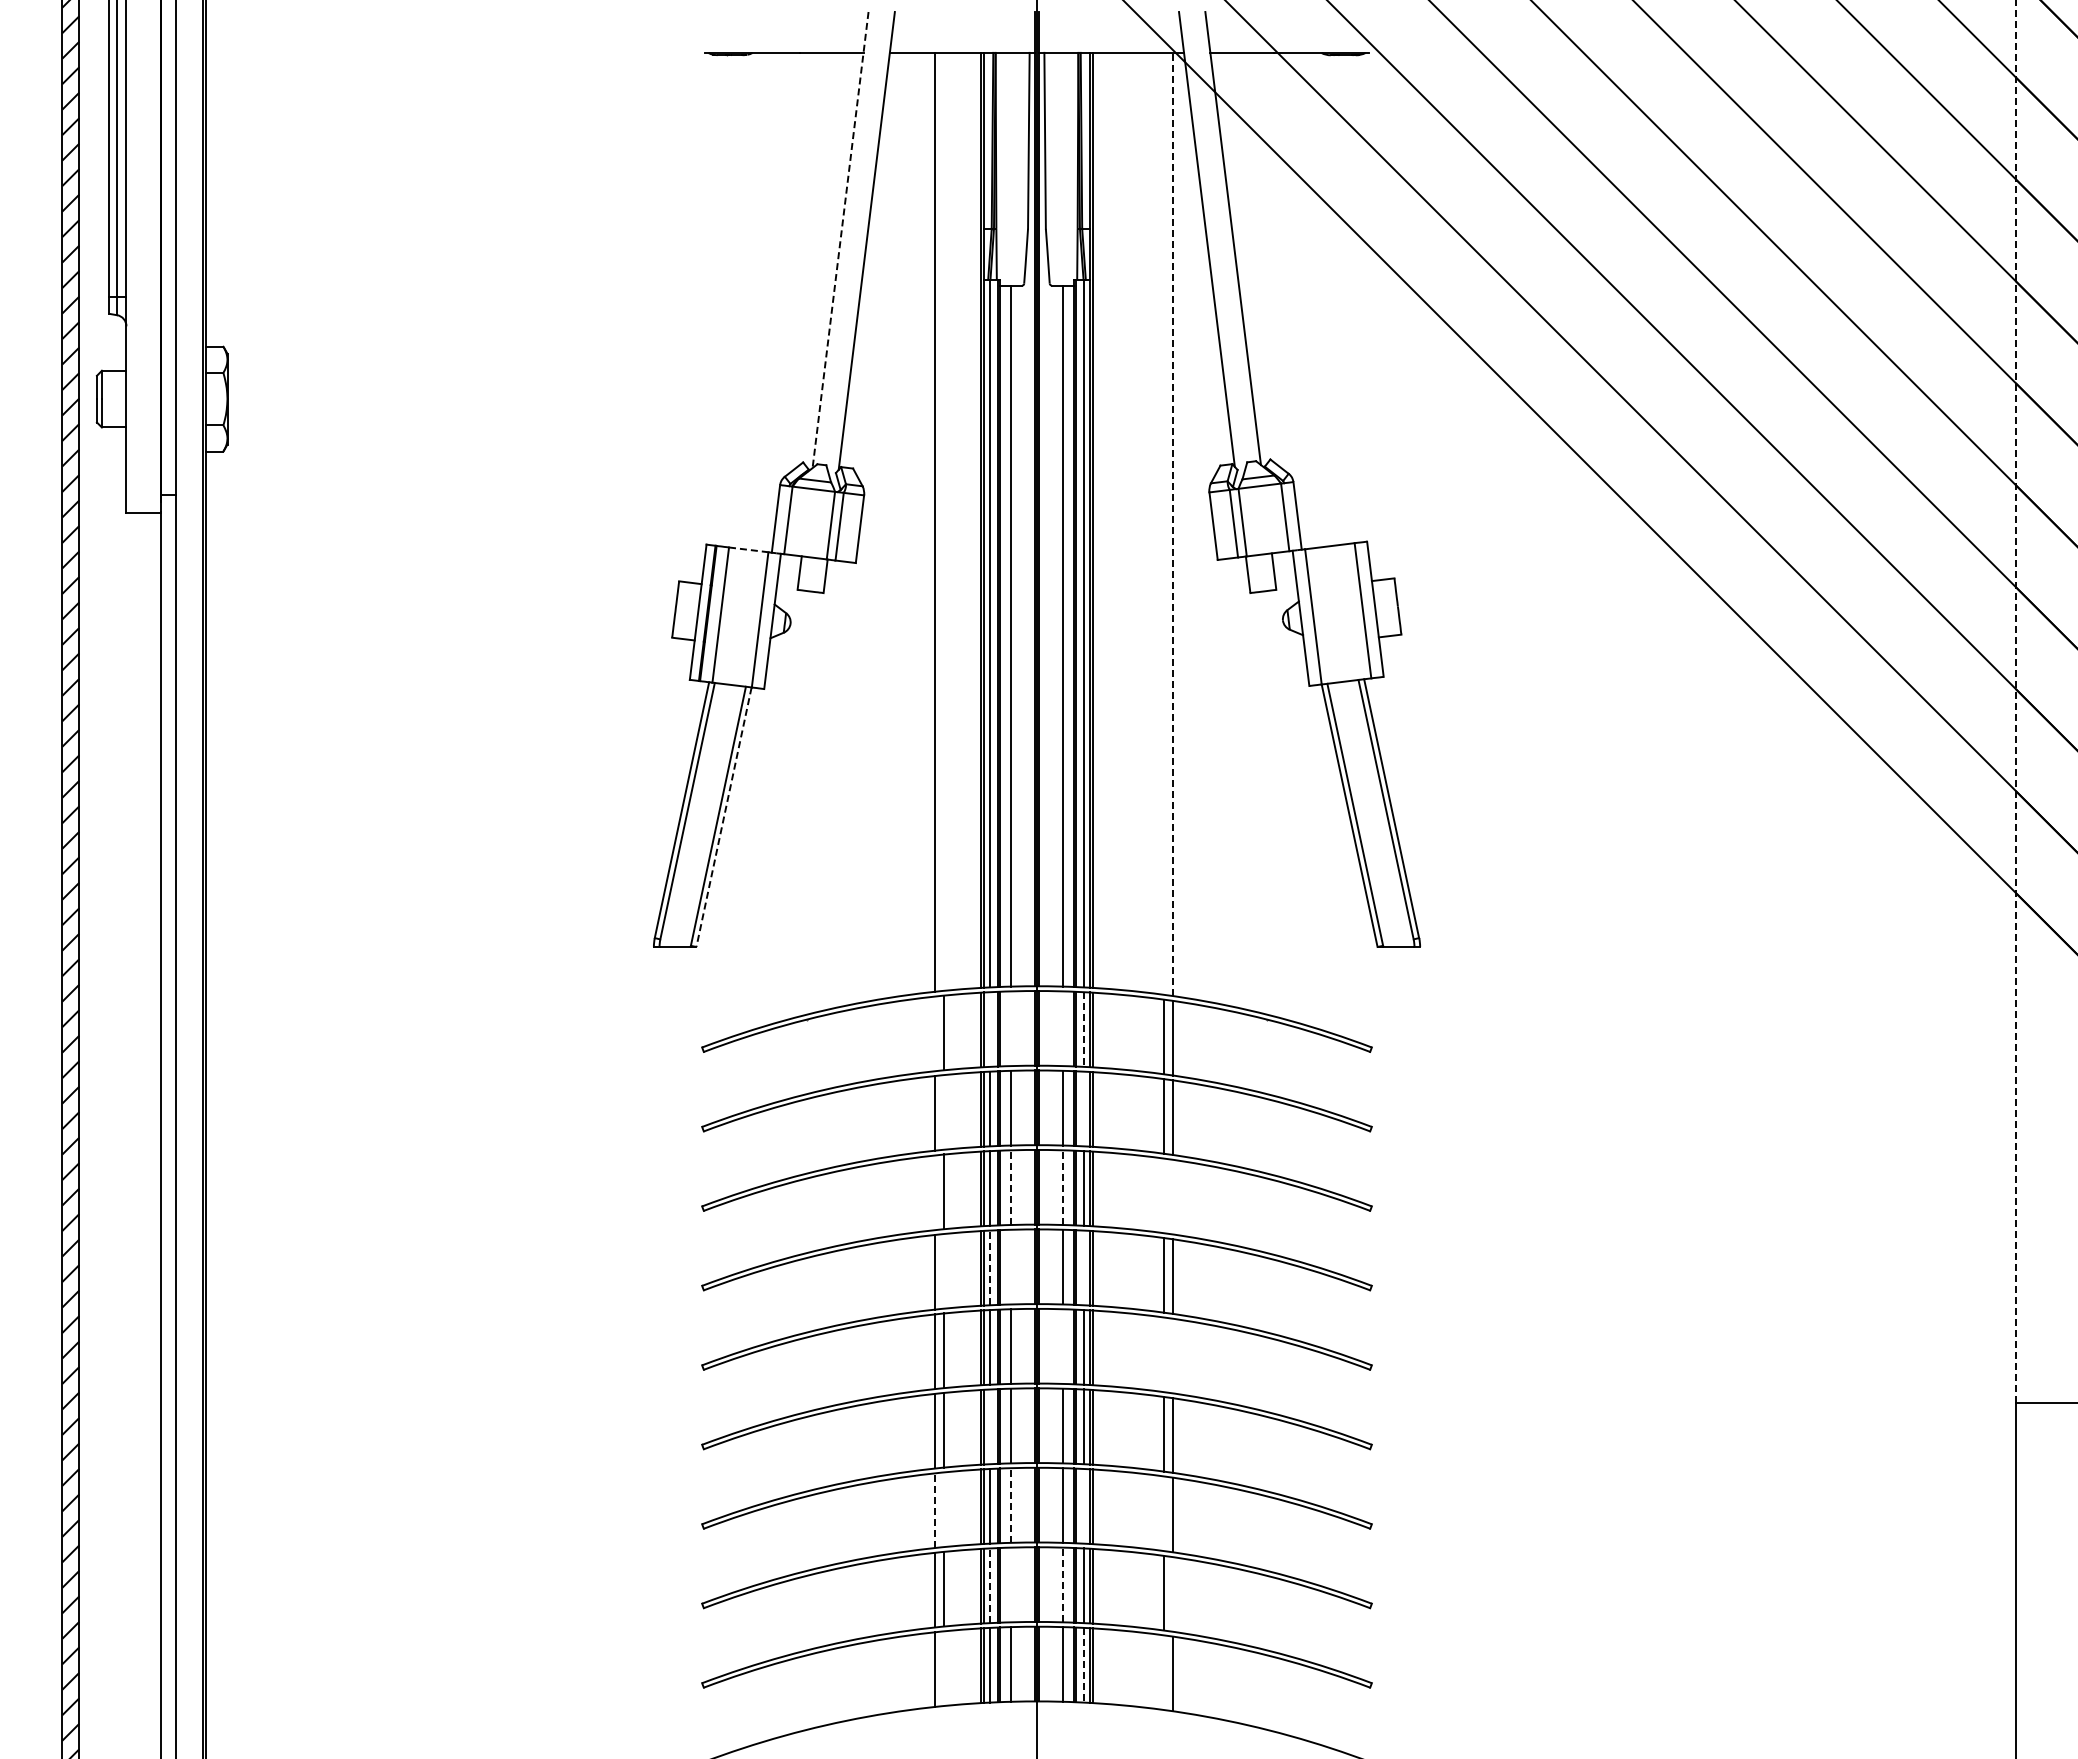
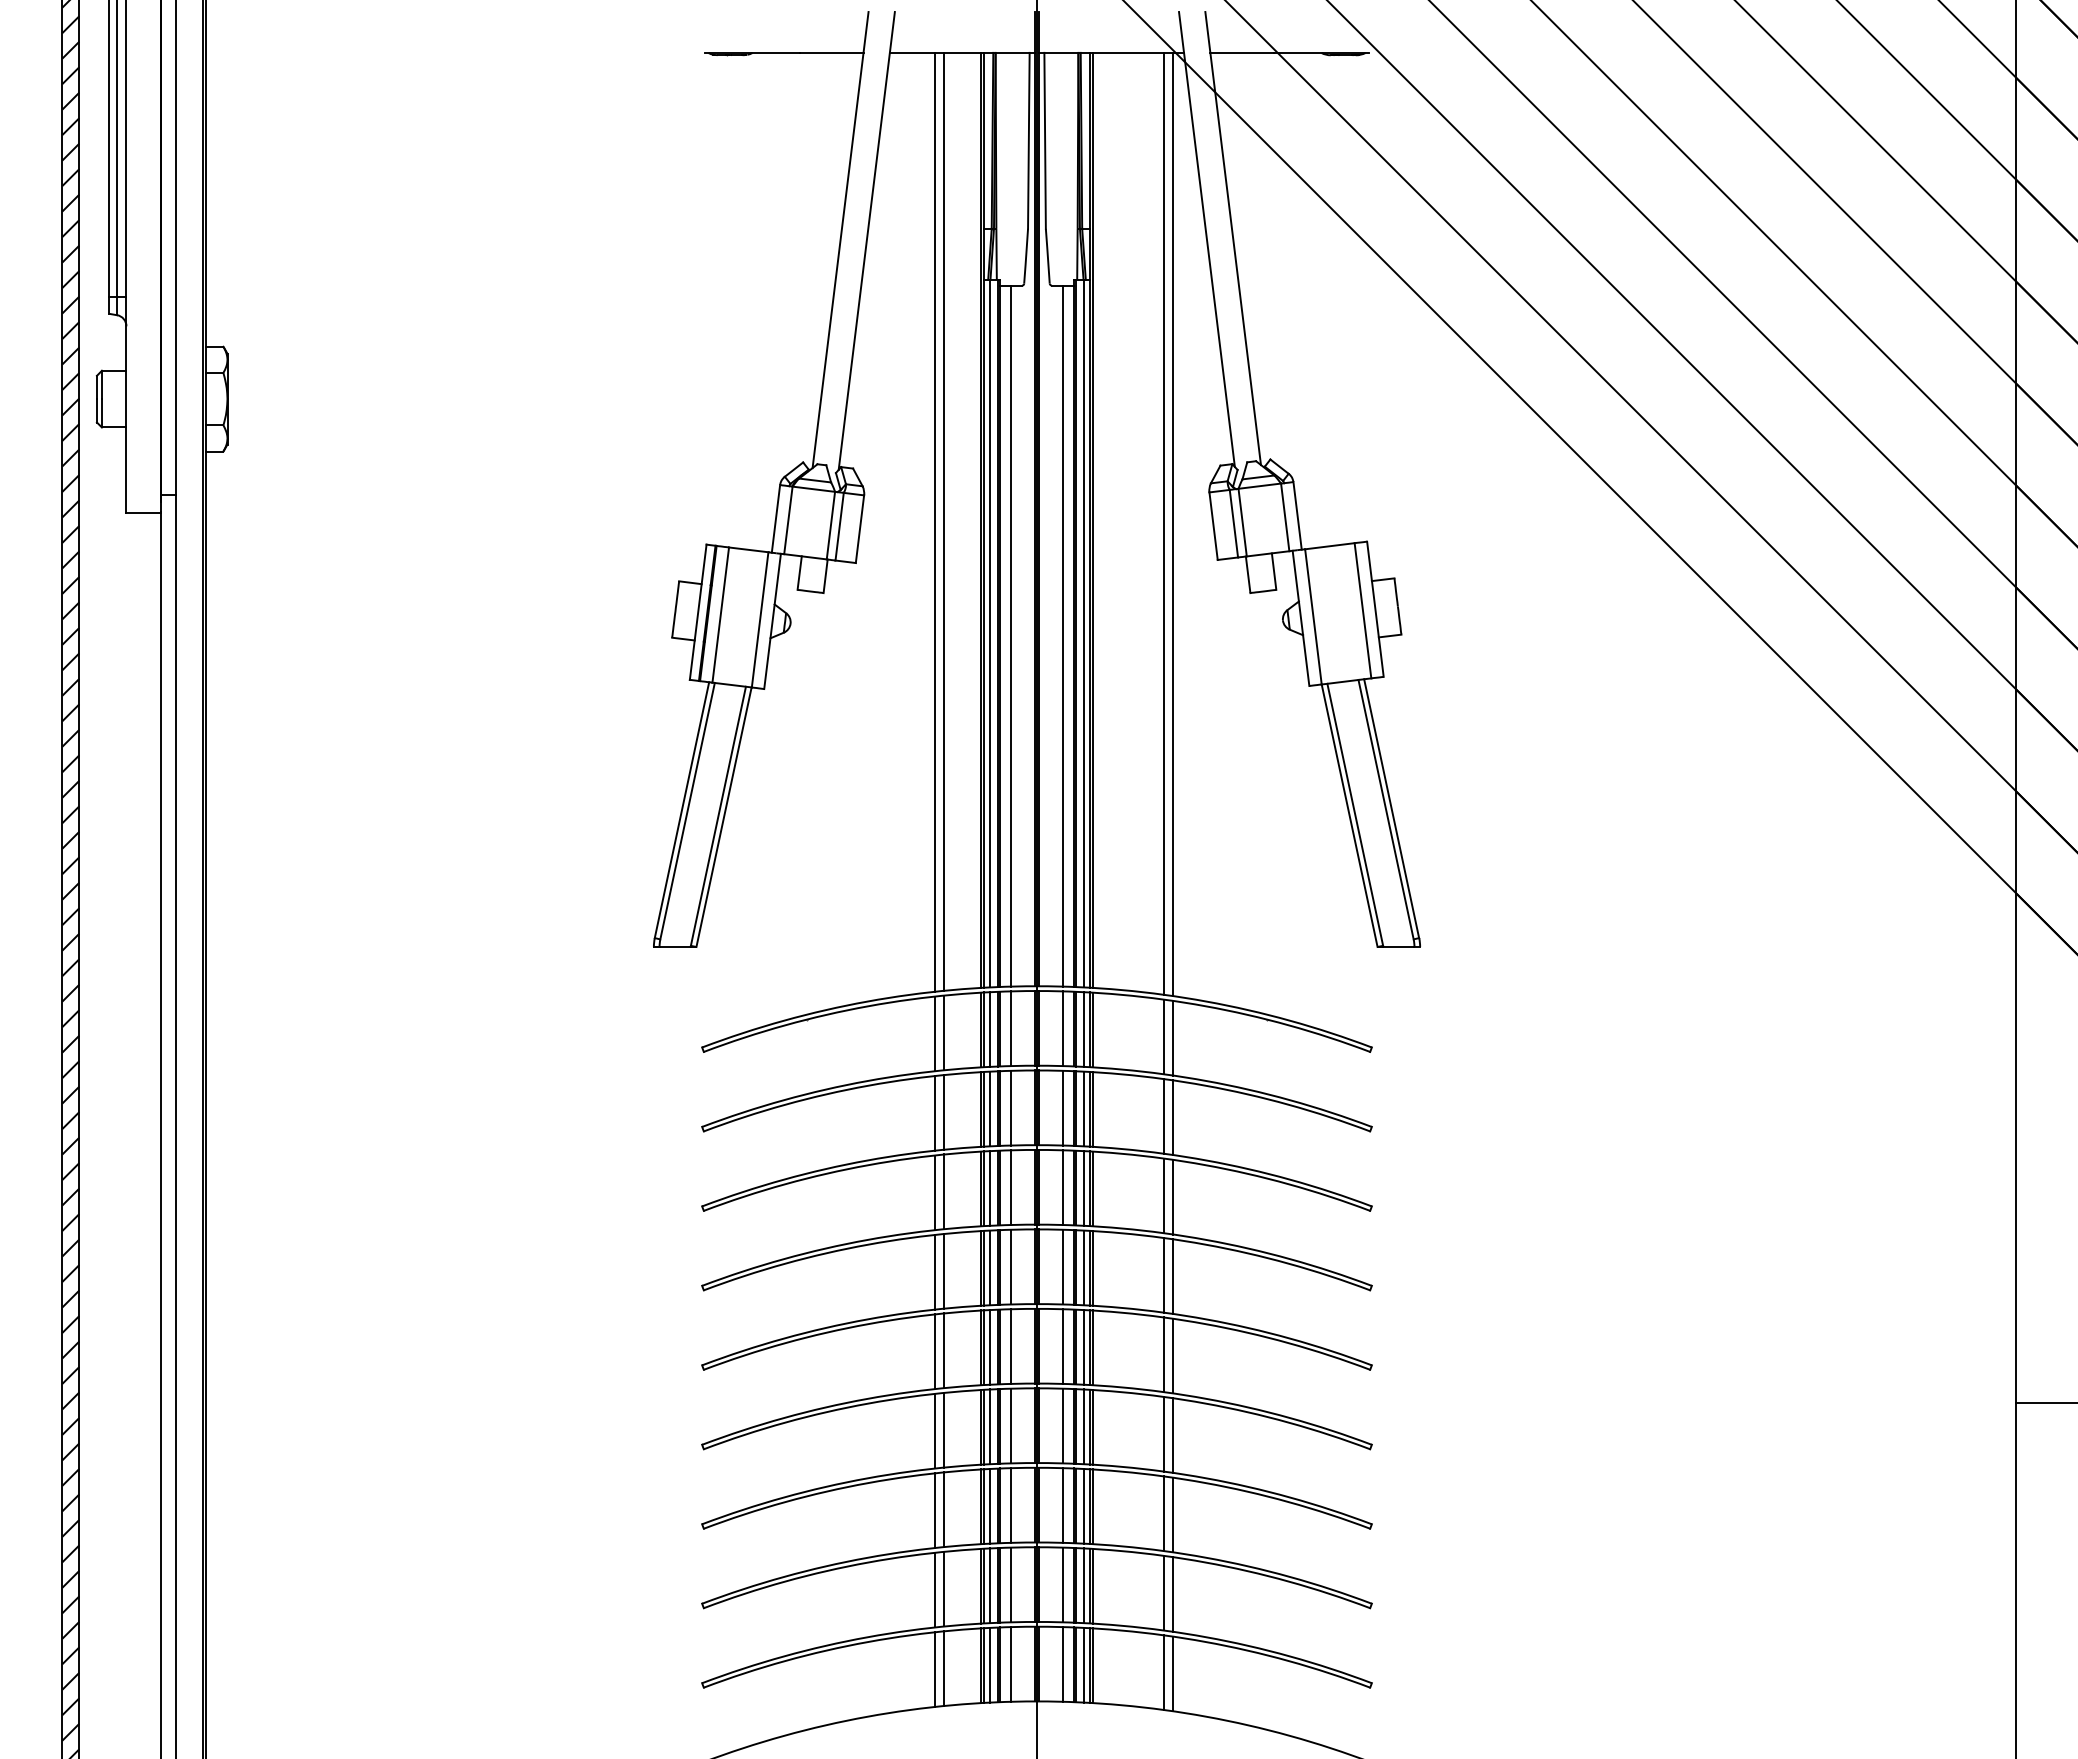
line: dashed -> solid (840, 240)
line: none -> present (943, 521)
line: none -> present (1164, 523)
line: dashed -> solid (1173, 524)
line: dashed -> solid (748, 549)
line: dashed -> solid (2015, 700)
line: dashed -> solid (724, 817)
line: none -> present (1011, 1028)
line: none -> present (1062, 1028)
line: none -> present (989, 1029)
line: dashed -> solid (1084, 1029)
line: none -> present (934, 1033)
line: none -> present (1084, 1108)
line: none -> present (943, 1112)
line: dashed -> solid (1011, 1187)
line: dashed -> solid (1062, 1187)
line: none -> present (934, 1192)
line: none -> present (1164, 1195)
line: none -> present (1173, 1196)
line: none -> present (1011, 1266)
line: dashed -> solid (989, 1267)
line: none -> present (1084, 1267)
line: none -> present (943, 1270)
line: none -> present (1062, 1346)
line: none -> present (1164, 1354)
line: none -> present (1173, 1355)
line: none -> present (989, 1426)
line: dashed -> solid (1011, 1504)
line: none -> present (1084, 1505)
line: none -> present (943, 1509)
line: dashed -> solid (934, 1510)
line: none -> present (1164, 1513)
line: none -> present (1011, 1584)
line: dashed -> solid (1062, 1584)
line: dashed -> solid (989, 1585)
line: none -> present (1173, 1594)
line: dashed -> solid (1084, 1665)
line: none -> present (943, 1668)
line: none -> present (1164, 1672)
